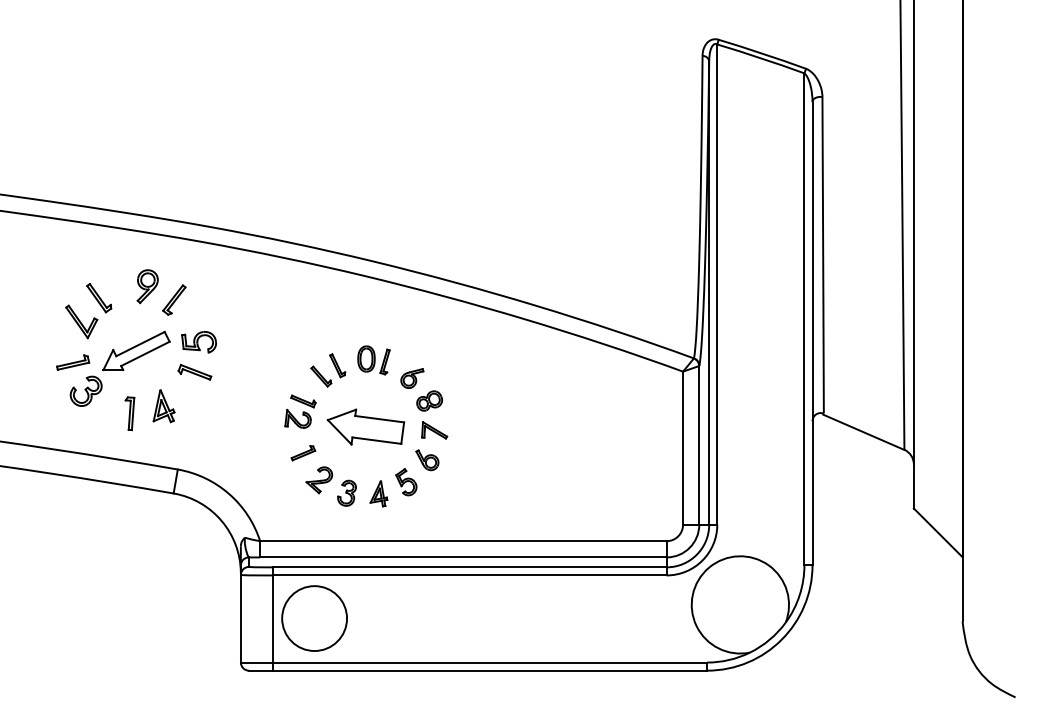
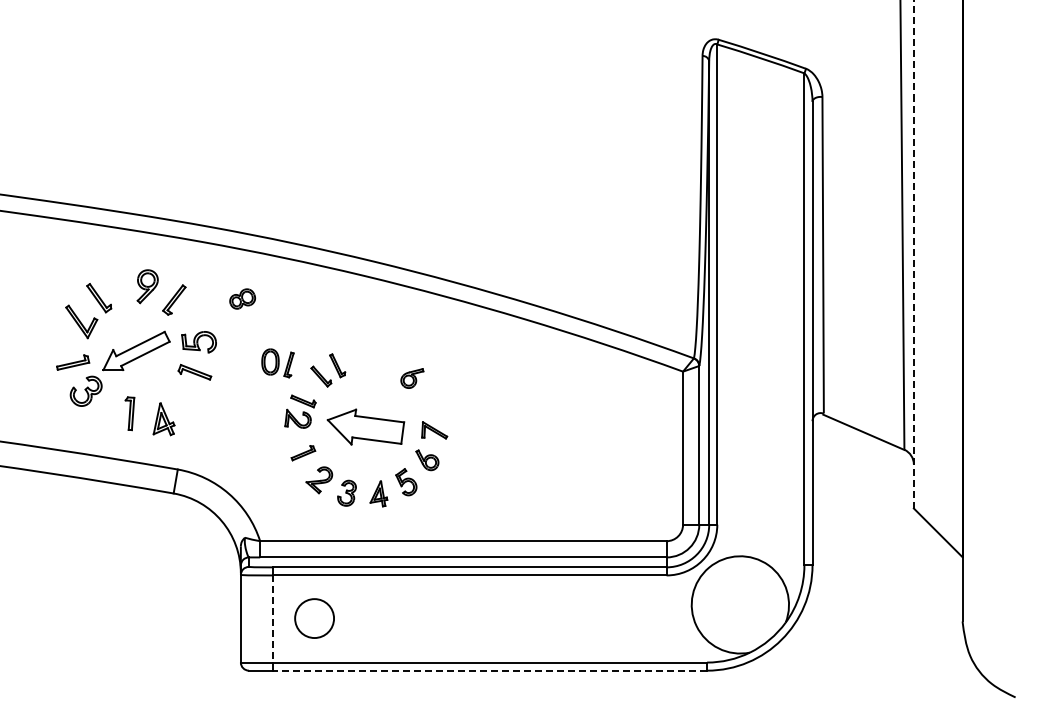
line: solid -> dashed (913, 254)
part position: (373, 360) -> (277, 363) (277, 363)
part position: (429, 400) -> (242, 298) (242, 298)
part position: (163, 406) -> (163, 419) (163, 419)
circle diameter: 65 px -> 39 px (314, 618)
line: solid -> dashed (273, 619)
line: solid -> dashed (490, 670)
